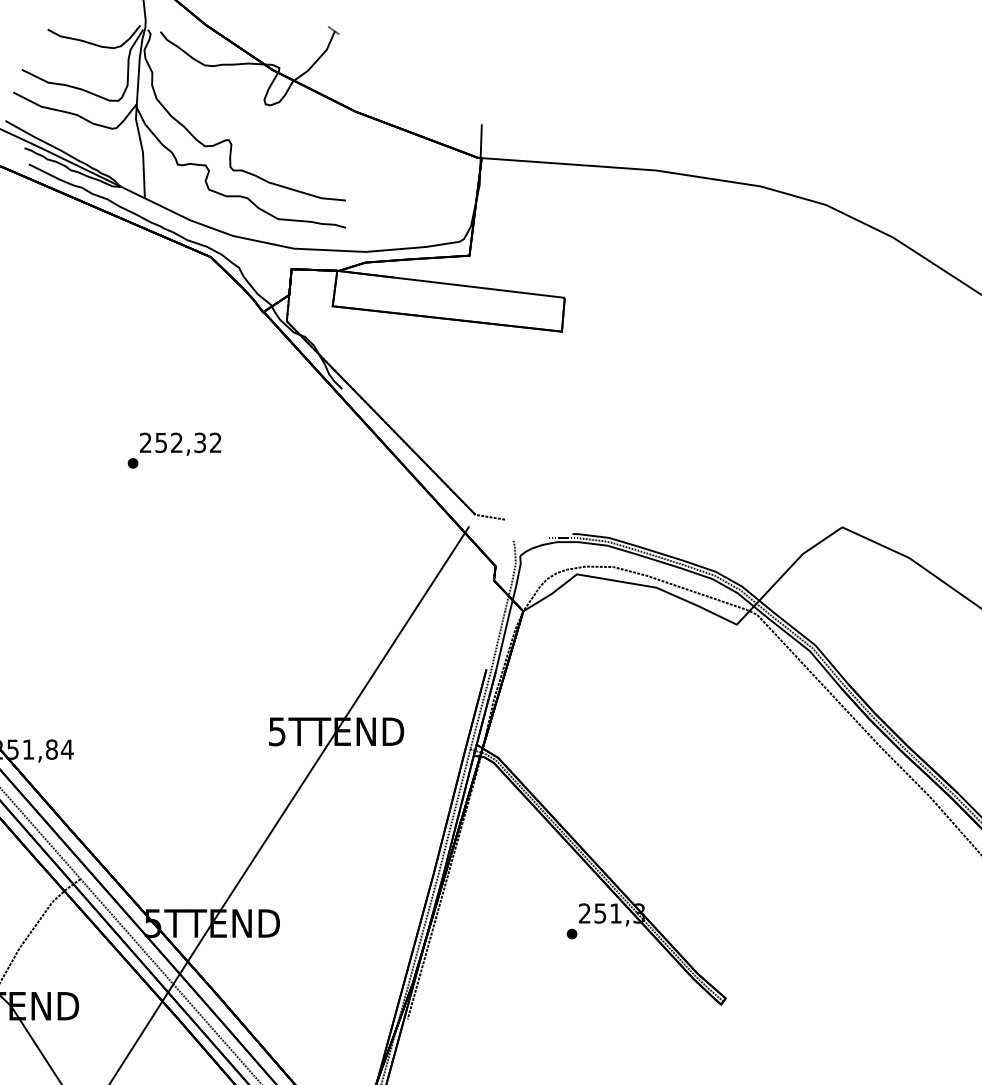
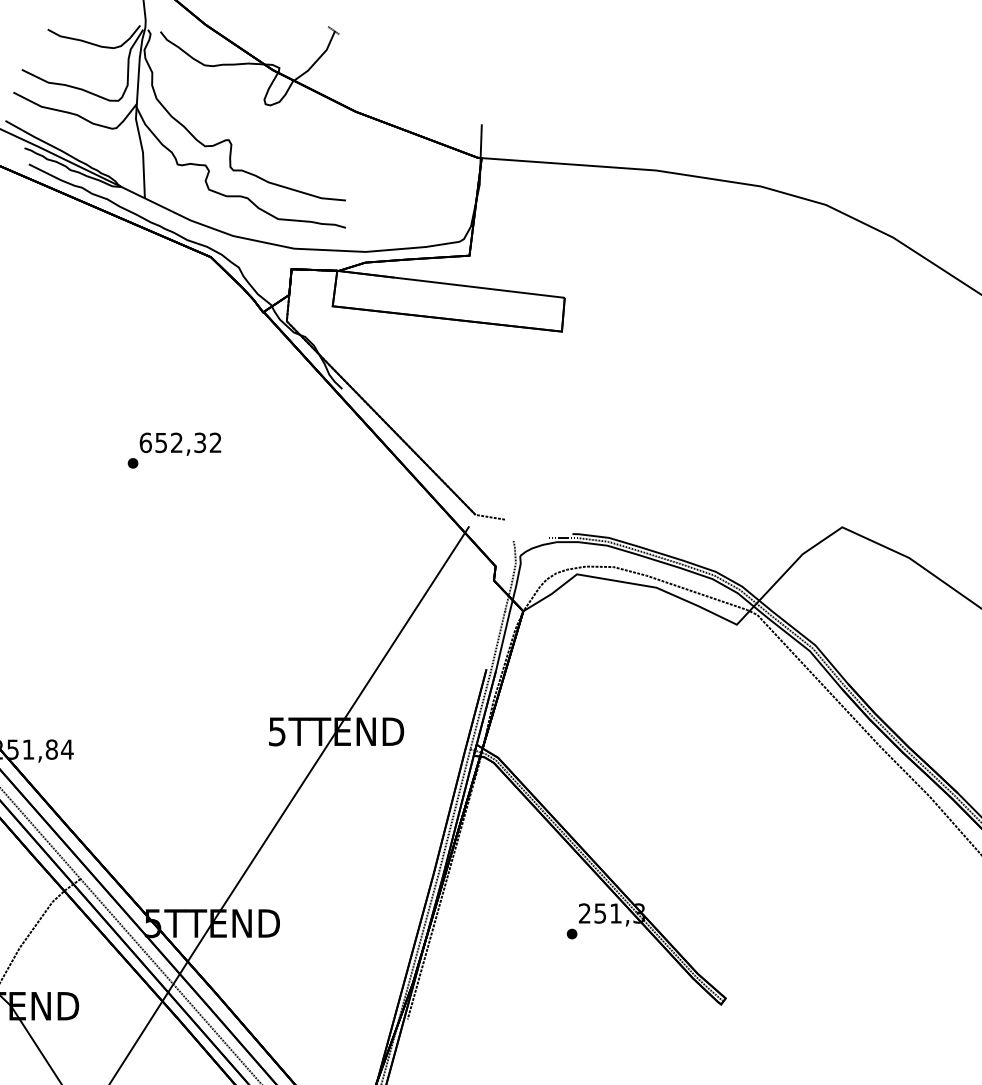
text: 252,32 -> 652,32 (145, 442)
